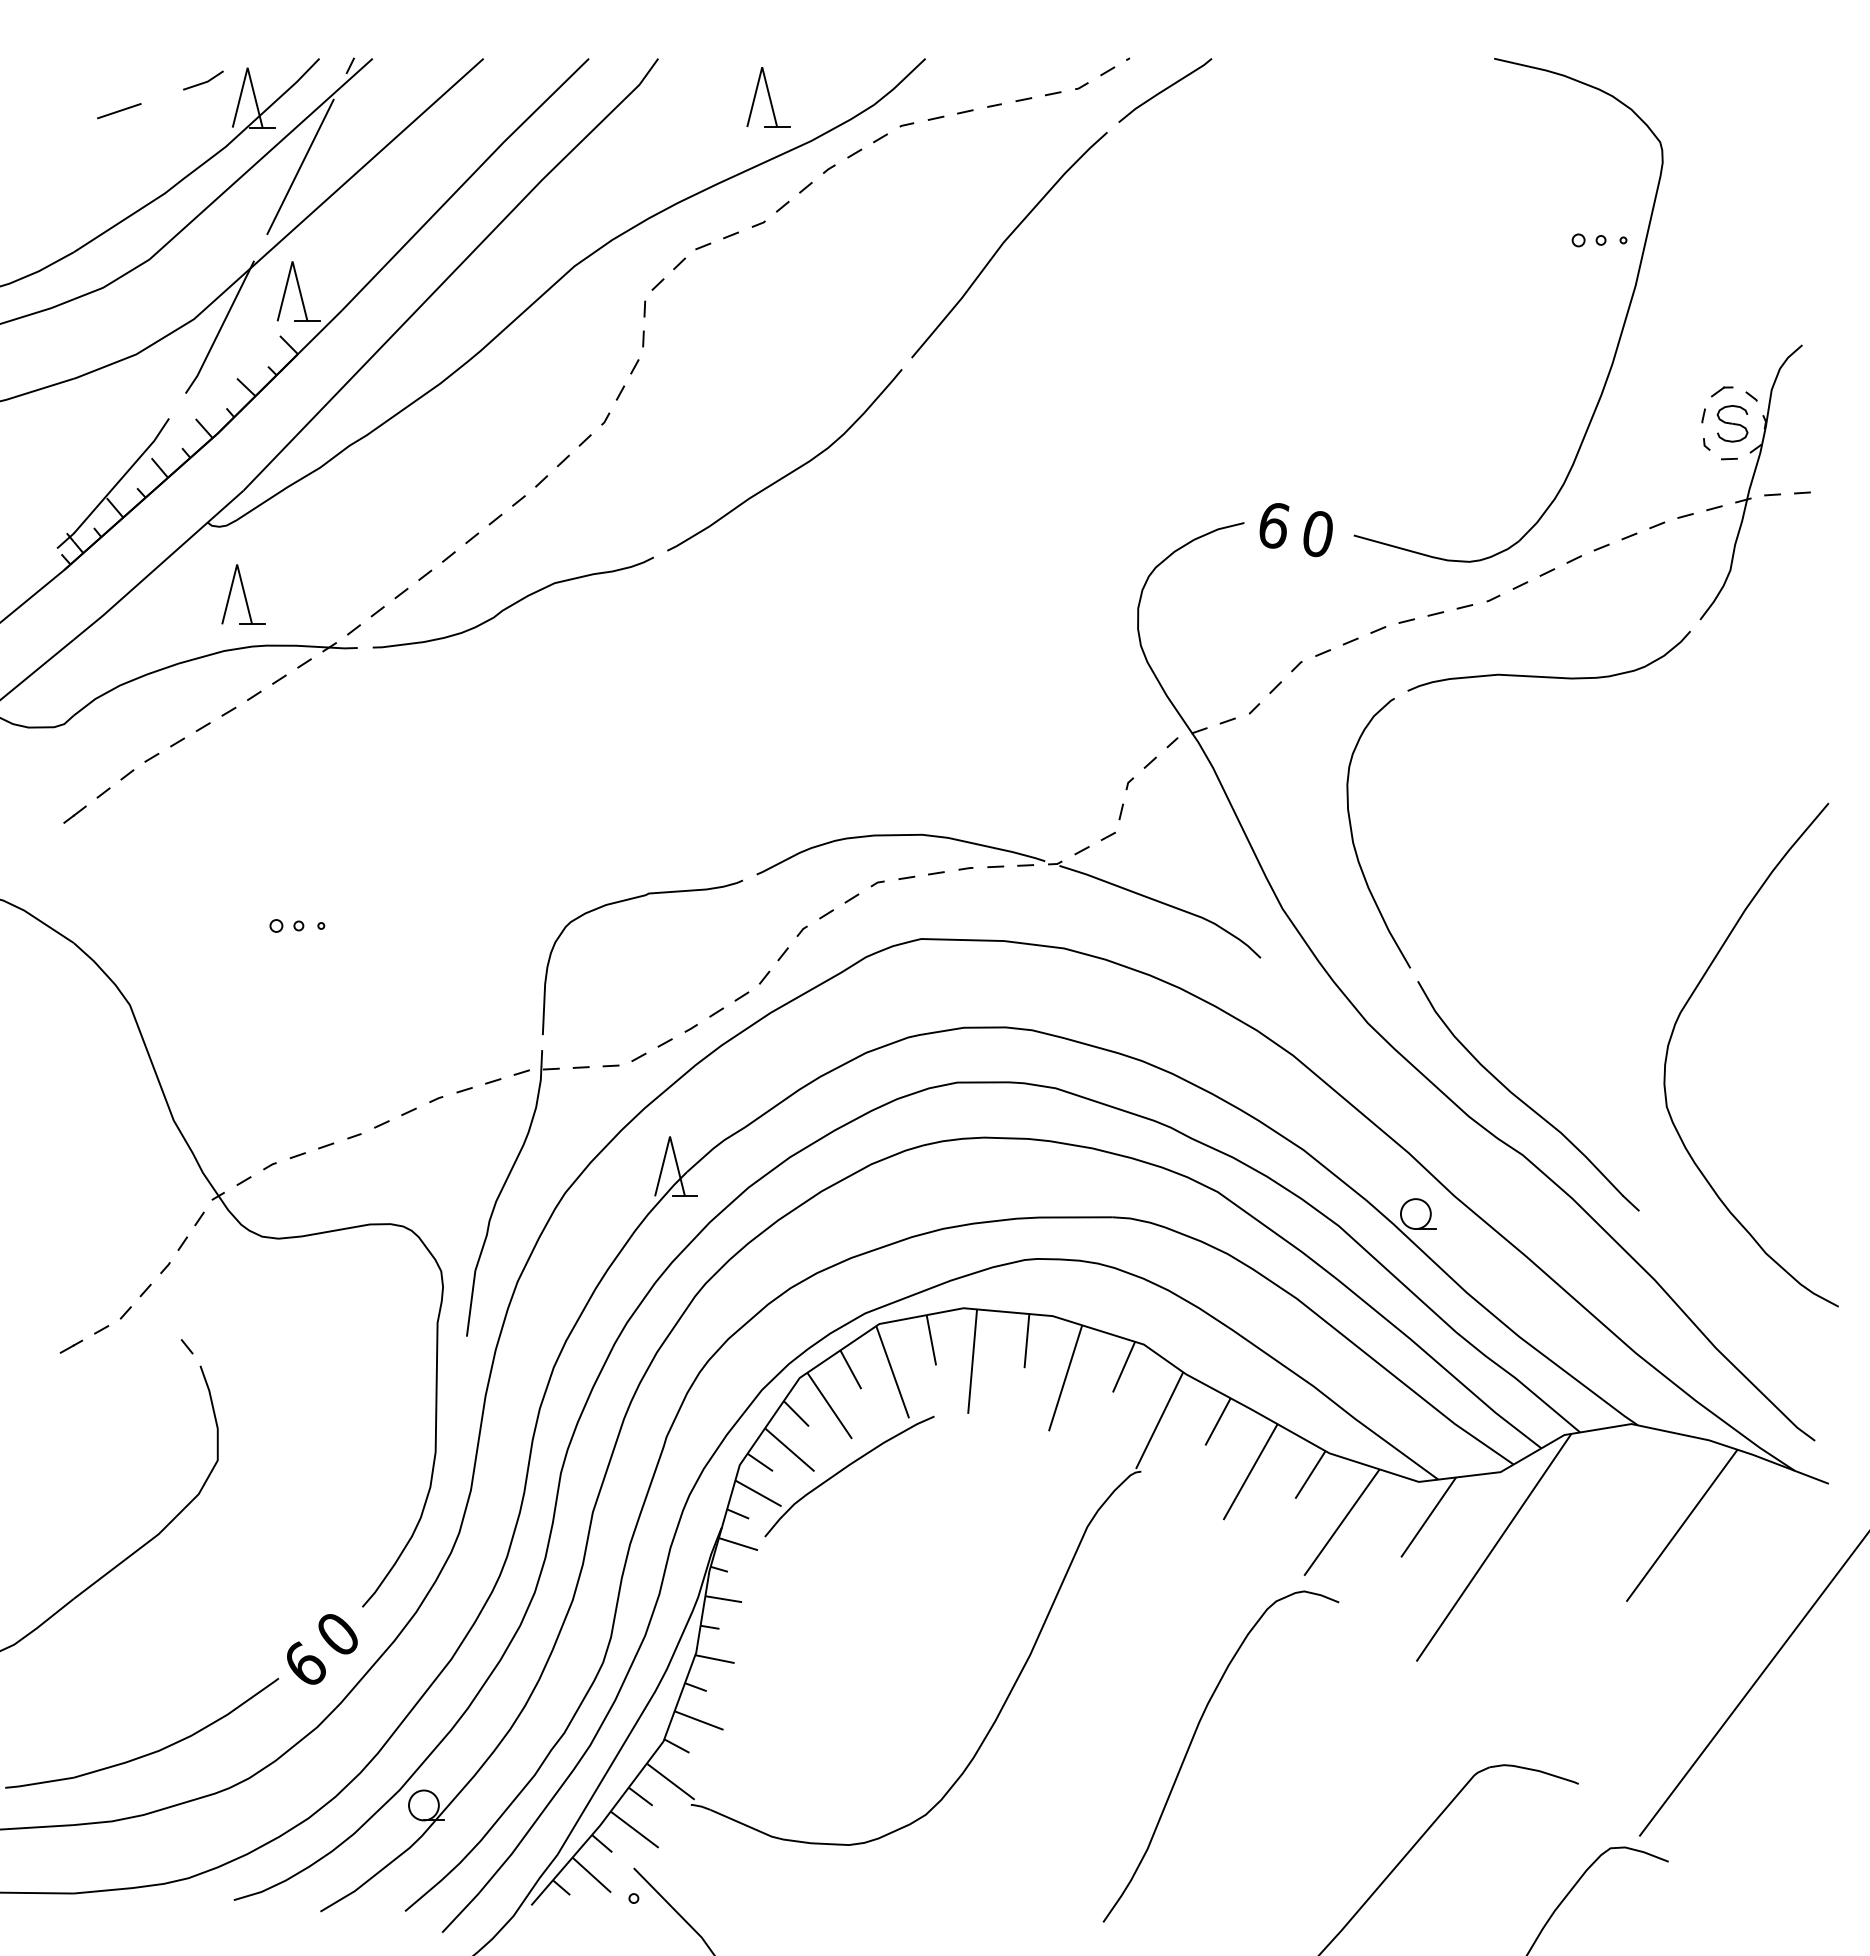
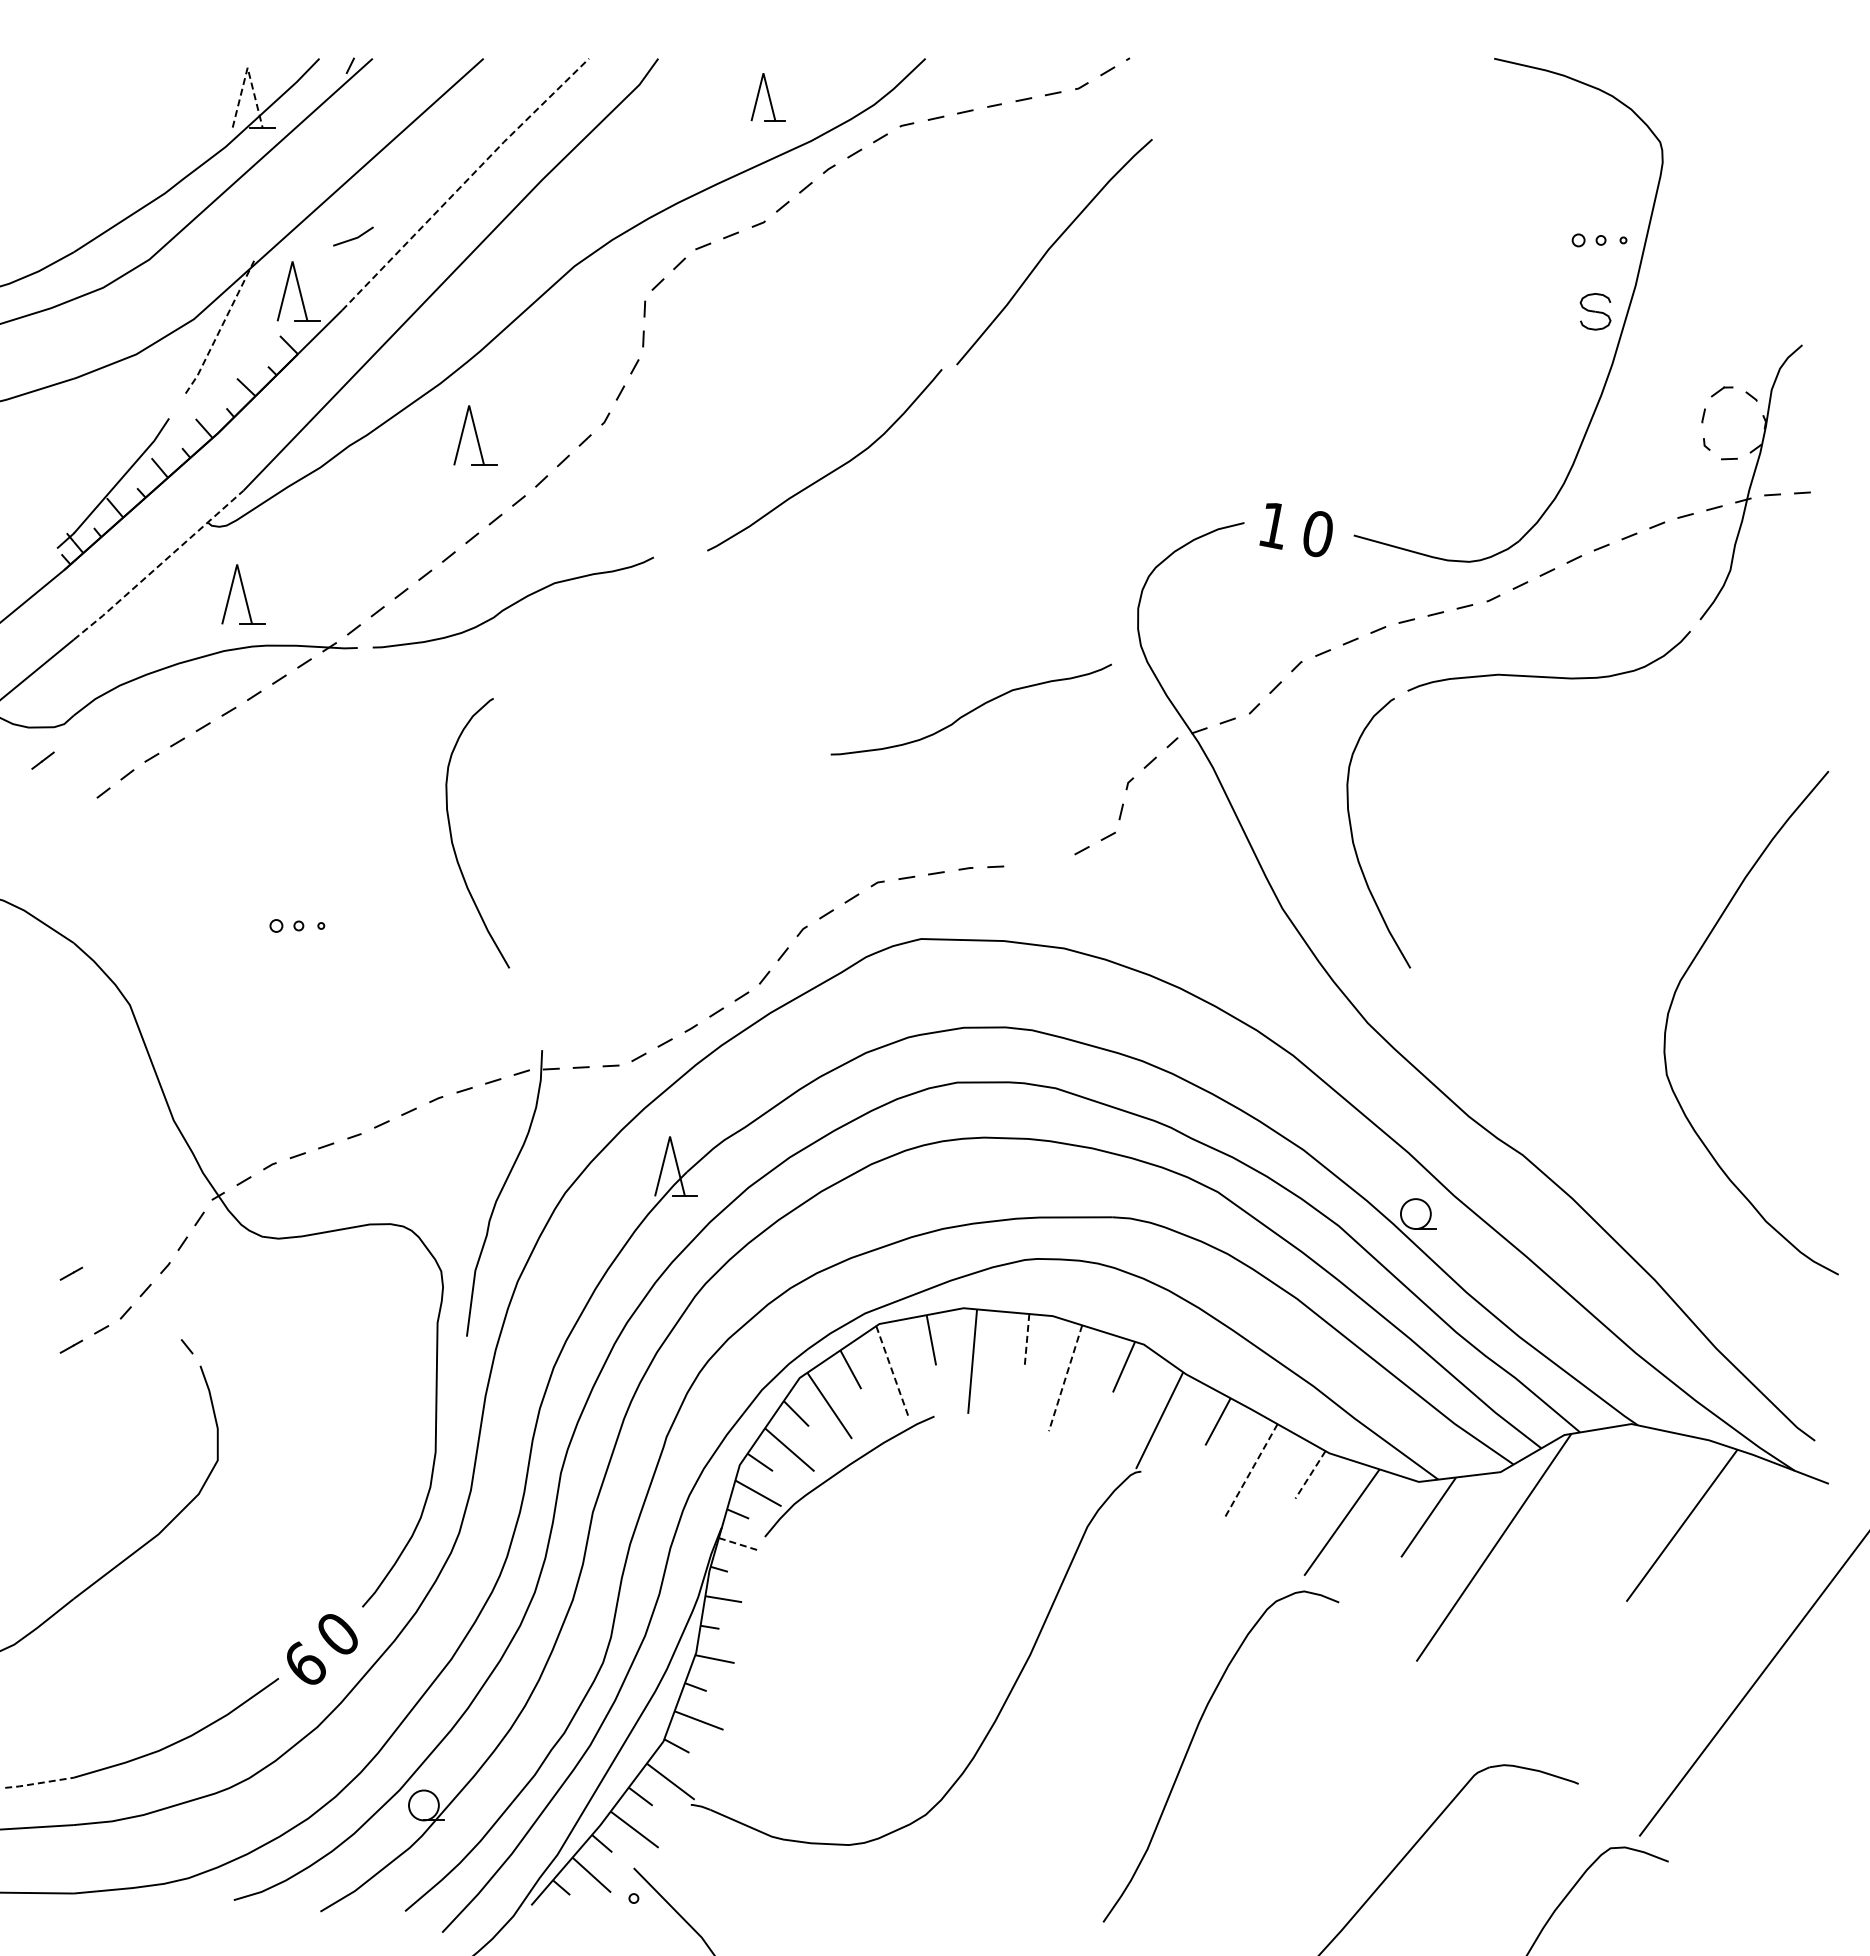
line: solid -> dashed (247, 67)
line position: (204, 81) -> (354, 237) (354, 237)
line: present -> none (1165, 90)
part size: 45x61 px -> 36x49 px (767, 97)
line: present -> none (119, 111)
line: present -> none (300, 166)
line: solid -> dashed (465, 182)
curve position: (1006, 240) -> (1051, 247) (1051, 247)
line: solid -> dashed (220, 328)
part position: (1732, 423) -> (1595, 311) (1595, 311)
part: none -> present (475, 435)
curve position: (792, 470) -> (832, 470) (832, 470)
text: 6 -> 1 (1274, 526)
line: solid -> dashed (158, 566)
curve: none -> present (970, 710)
line position: (74, 814) -> (42, 760) (42, 760)
curve: none -> present (452, 836)
part: present -> none (1017, 866)
curve: present -> none (629, 900)
curve position: (1674, 1030) -> (1674, 998) (1674, 998)
part: present -> none (1525, 1102)
line: none -> present (70, 1273)
line: solid -> dashed (1026, 1341)
line: solid -> dashed (892, 1372)
line: solid -> dashed (1065, 1378)
line: solid -> dashed (1250, 1472)
line: solid -> dashed (1310, 1475)
line: solid -> dashed (738, 1544)
line: solid -> dashed (38, 1783)
